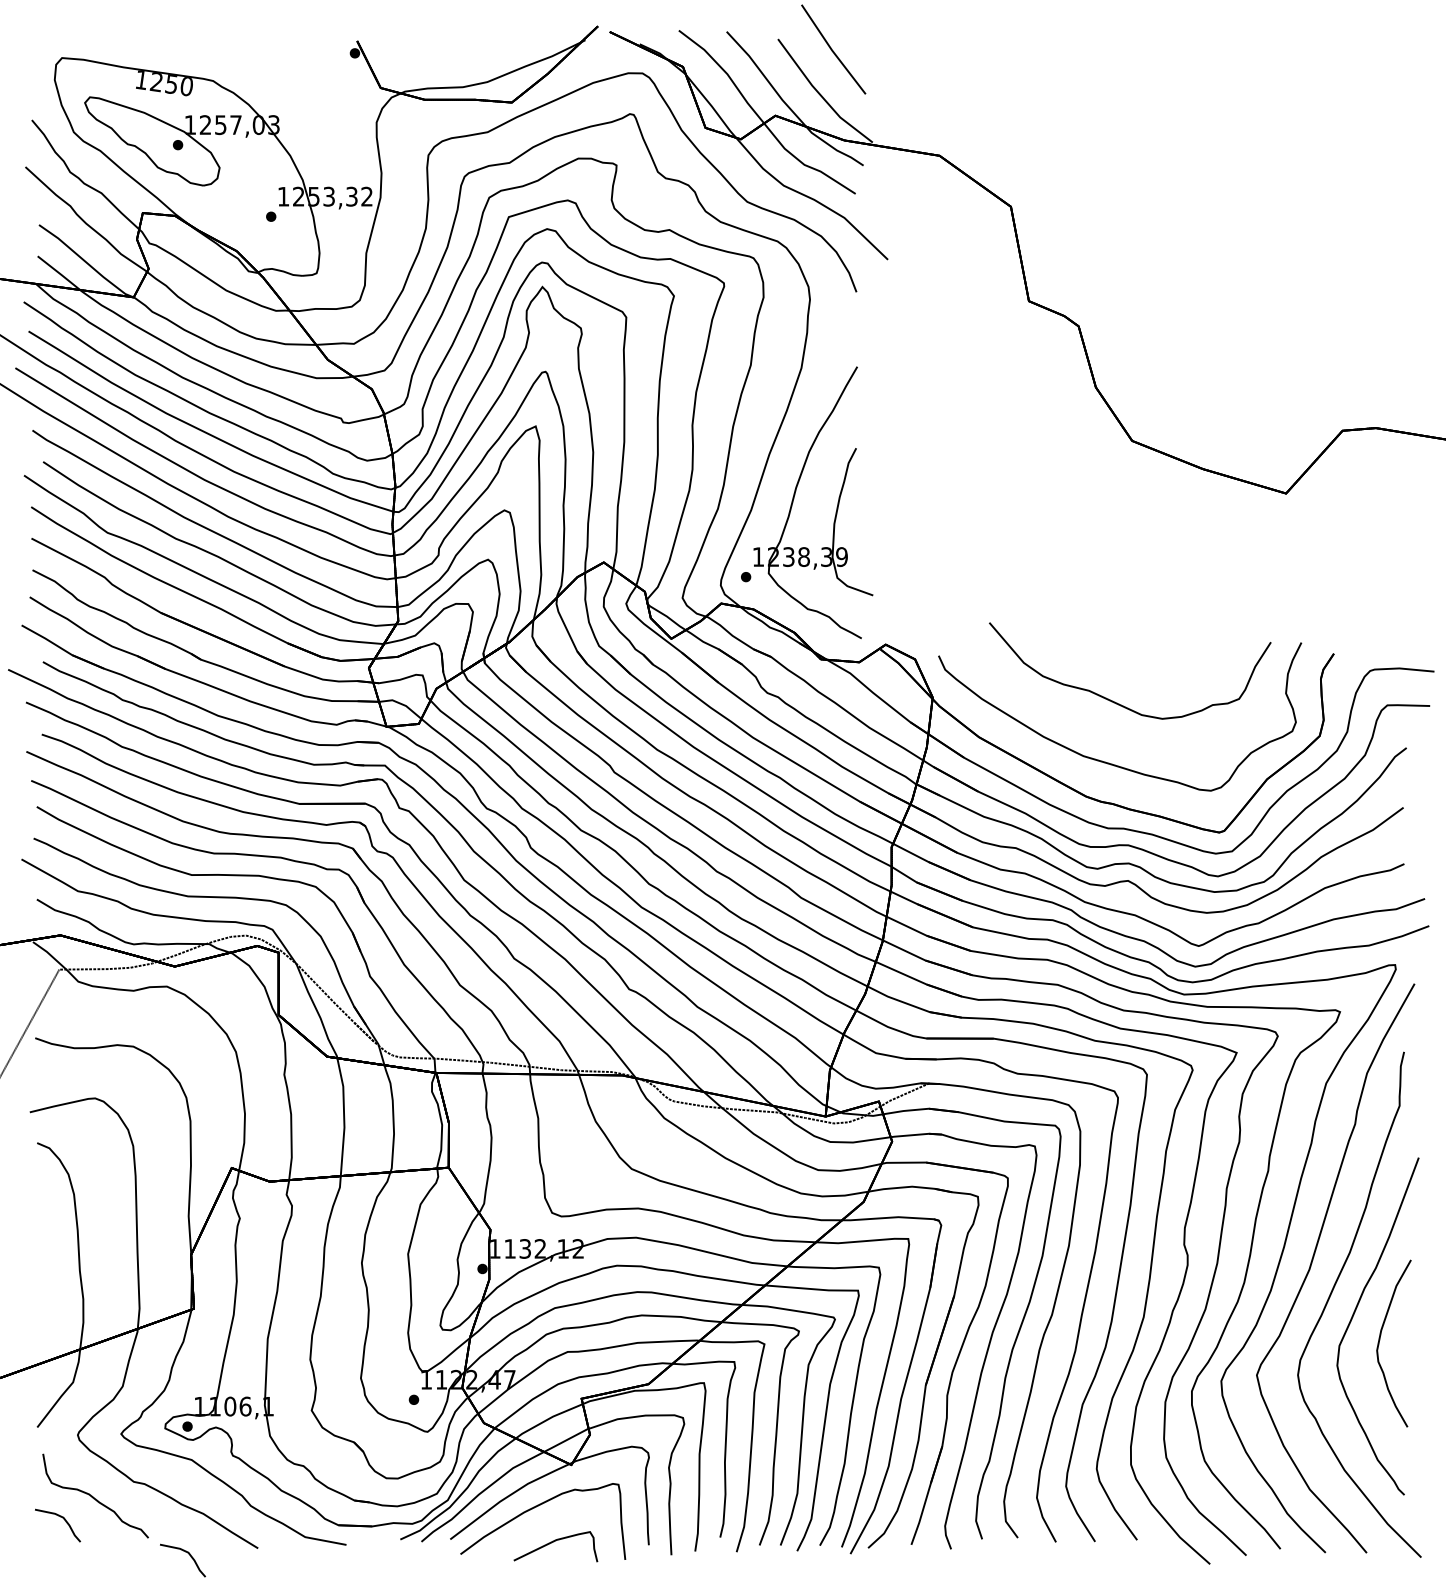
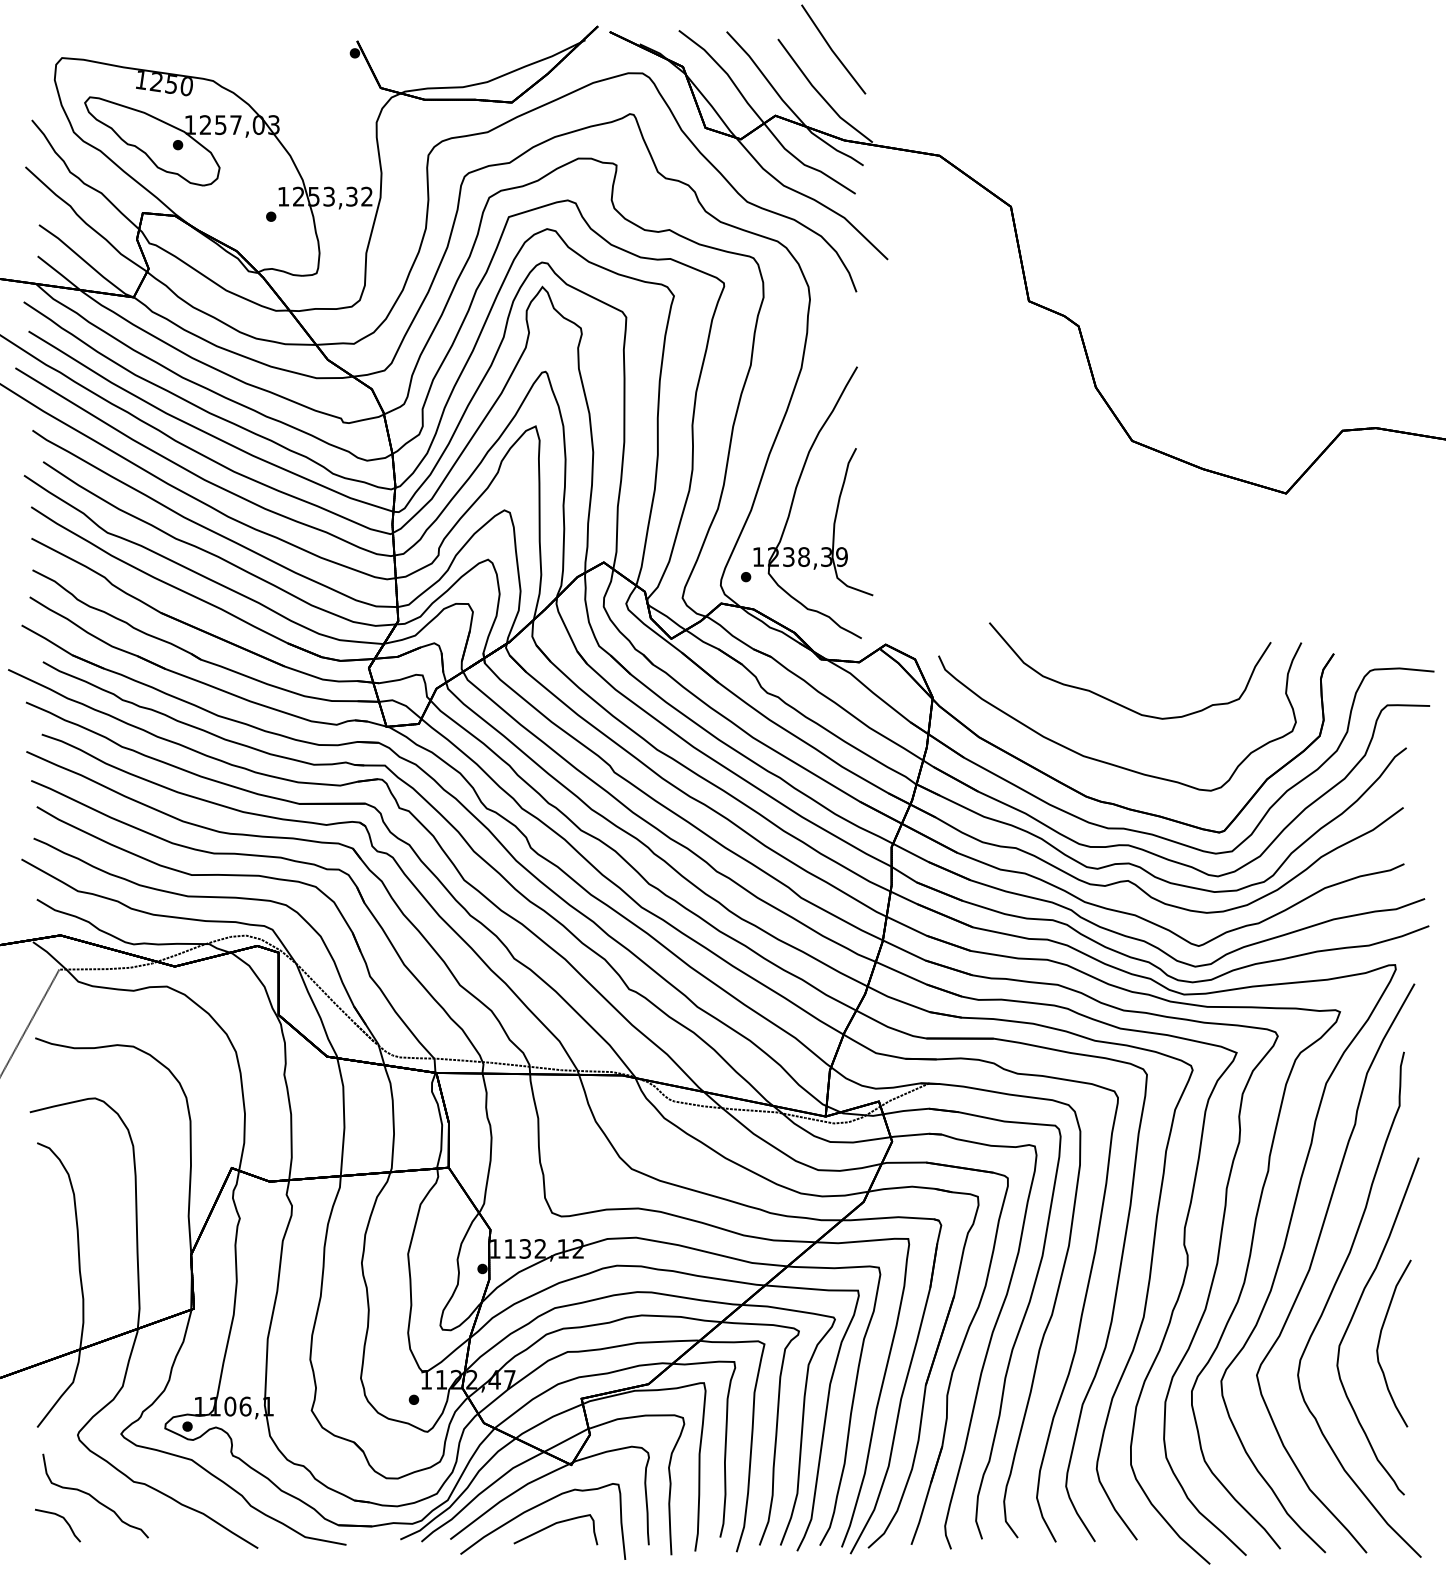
part position: (555, 1546) -> (555, 1529) (555, 1529)
part: present -> none (188, 1554)
